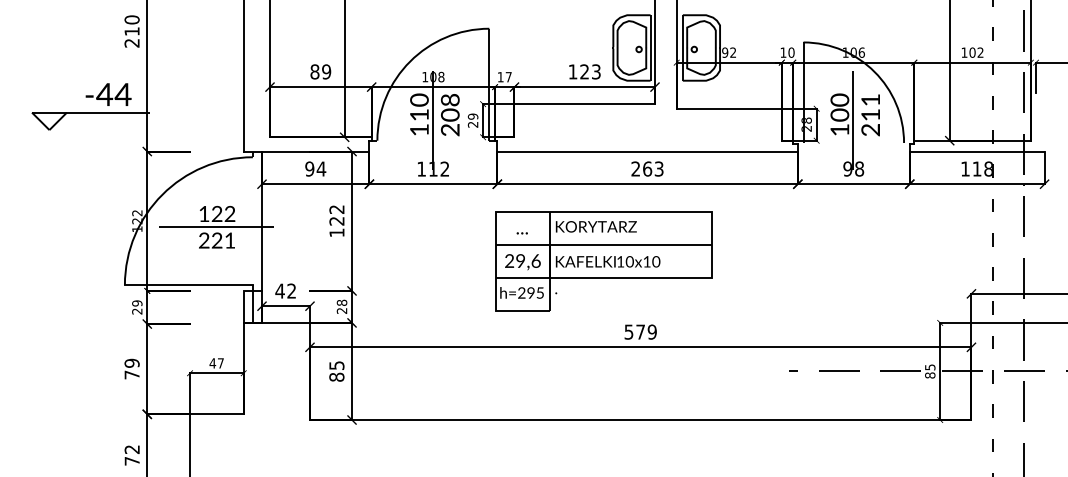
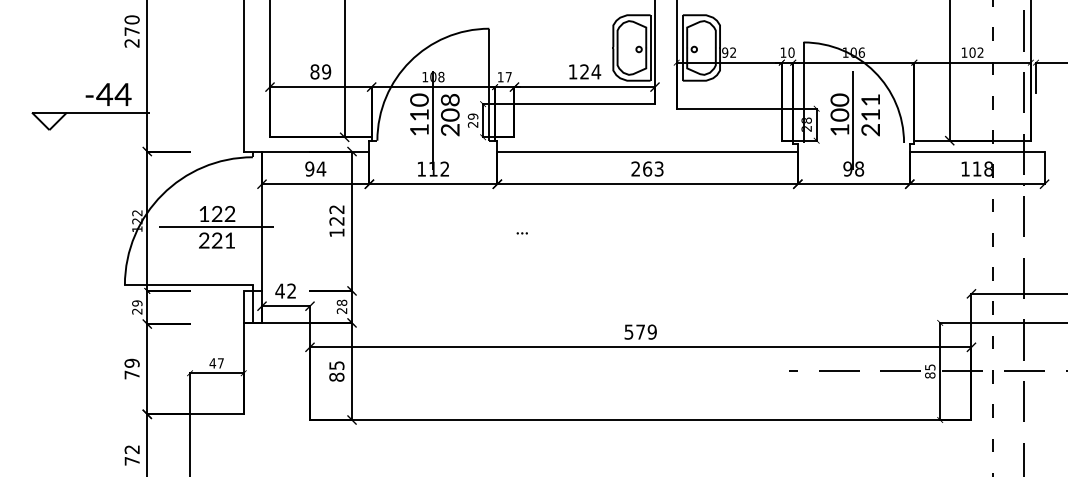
text: 210 -> 270 (131, 31)
text: 123 -> 124 (596, 71)
part: present -> none (603, 261)
